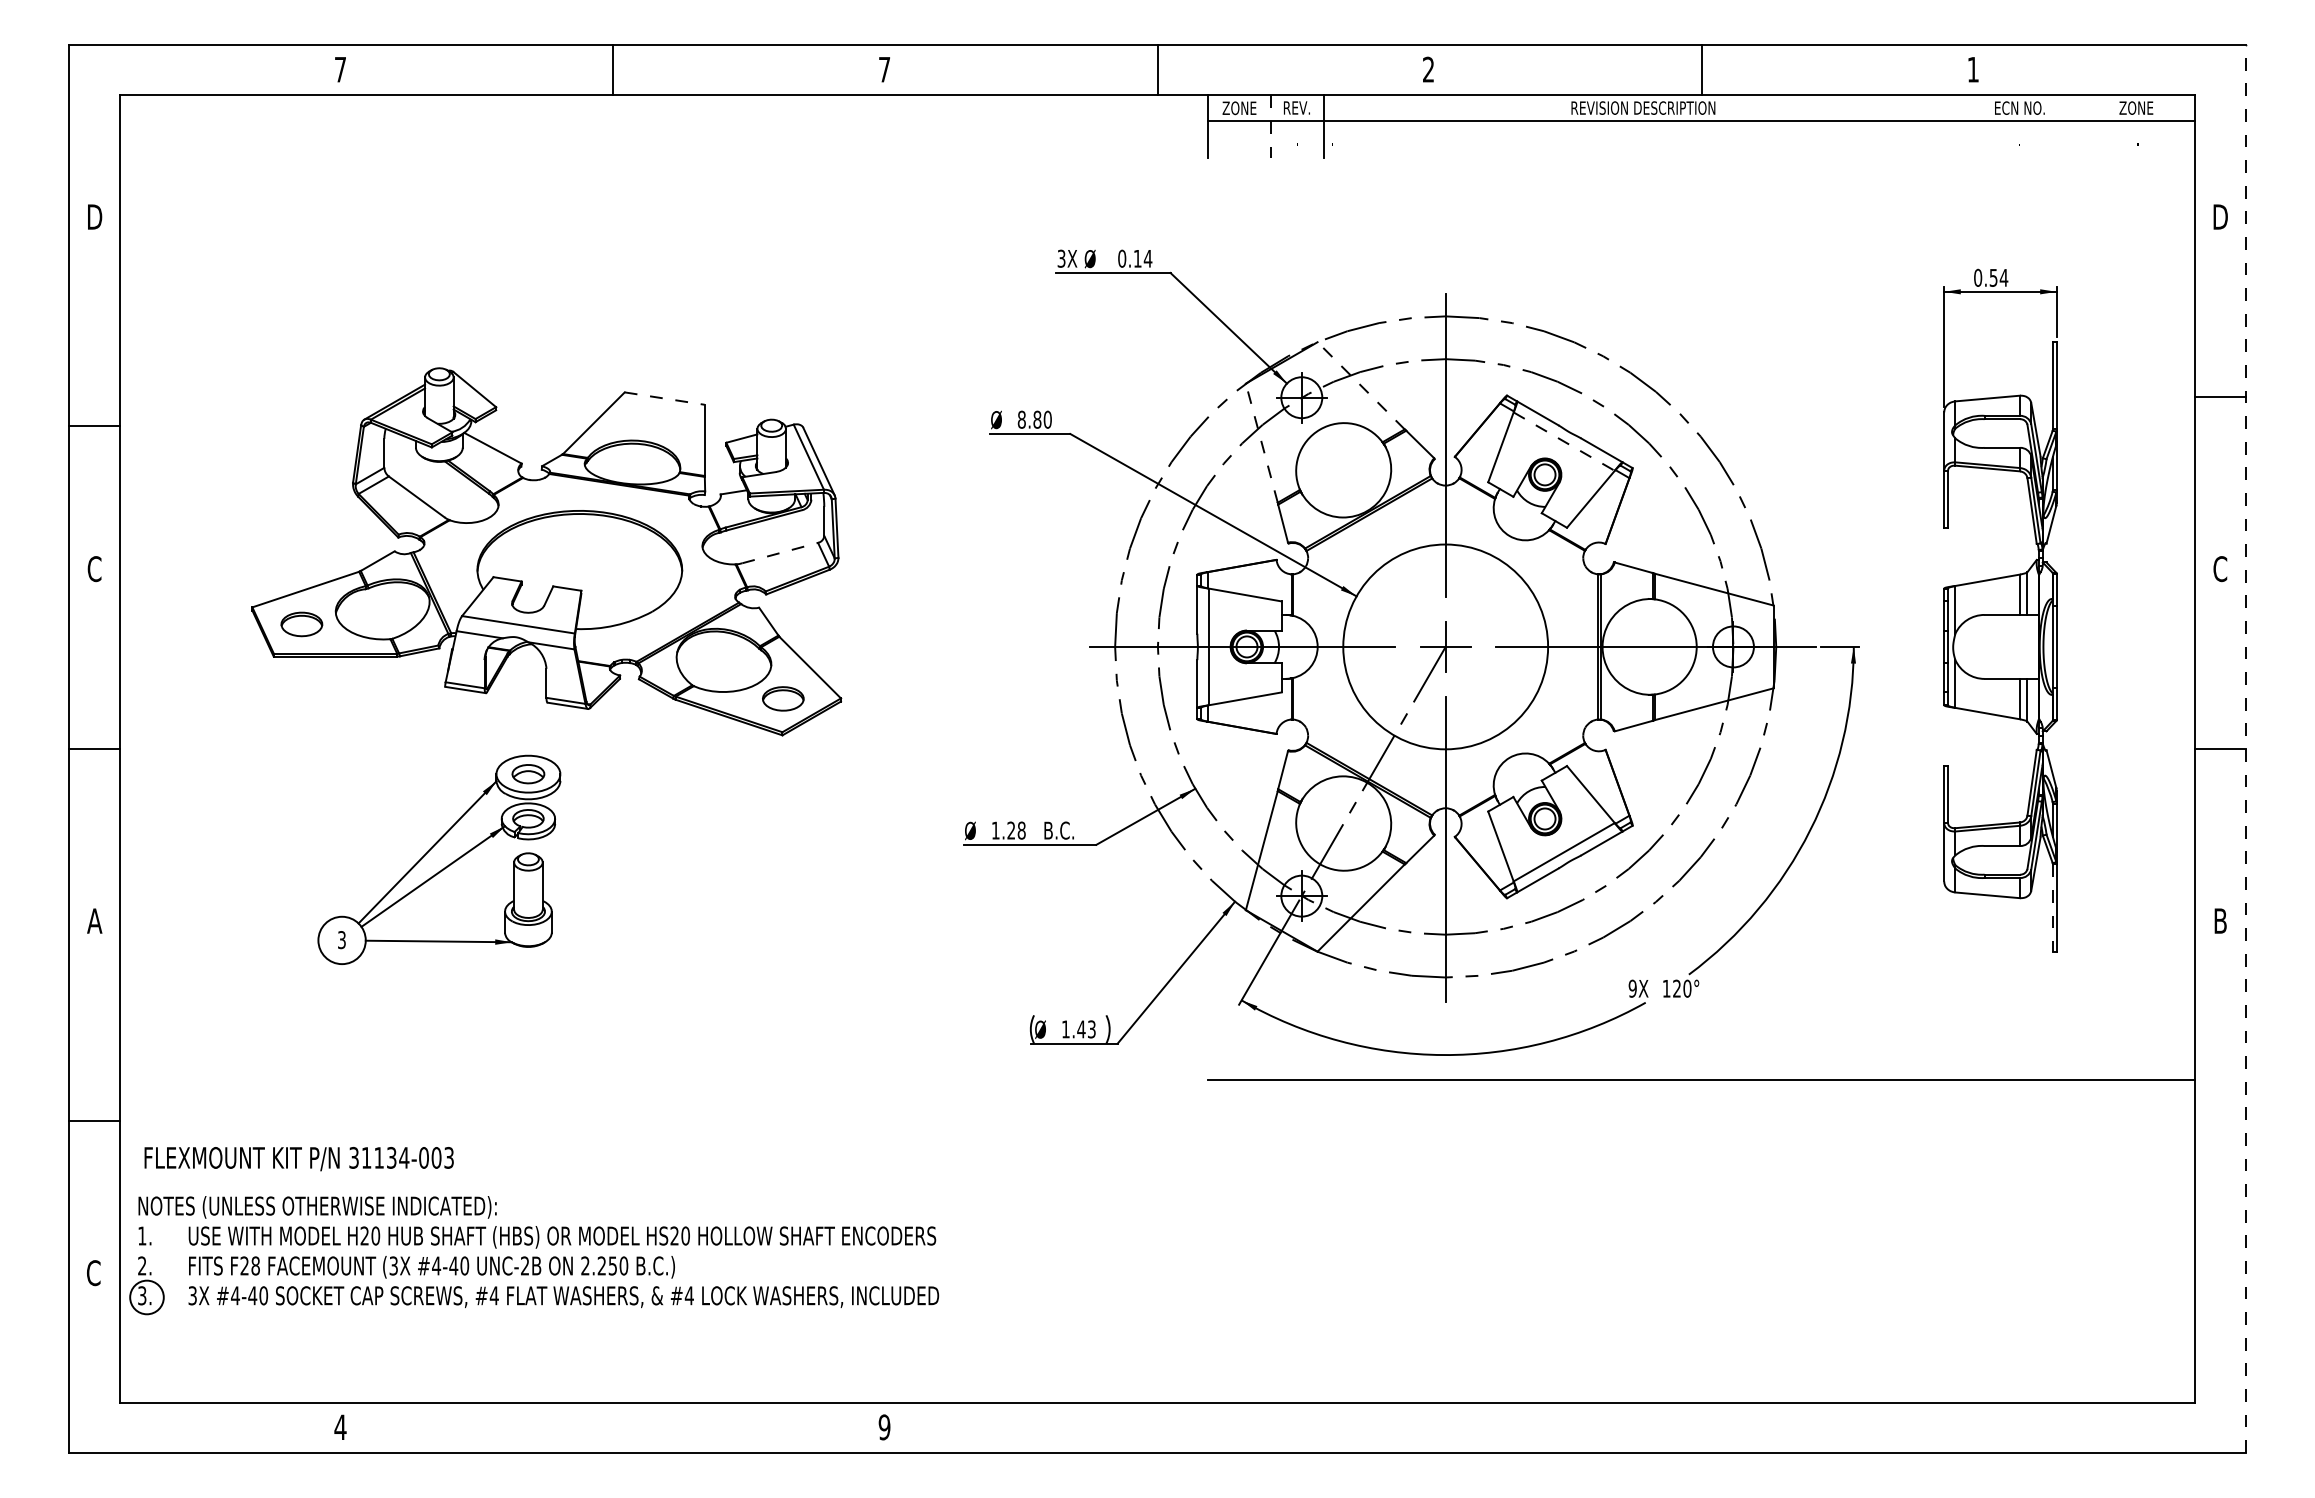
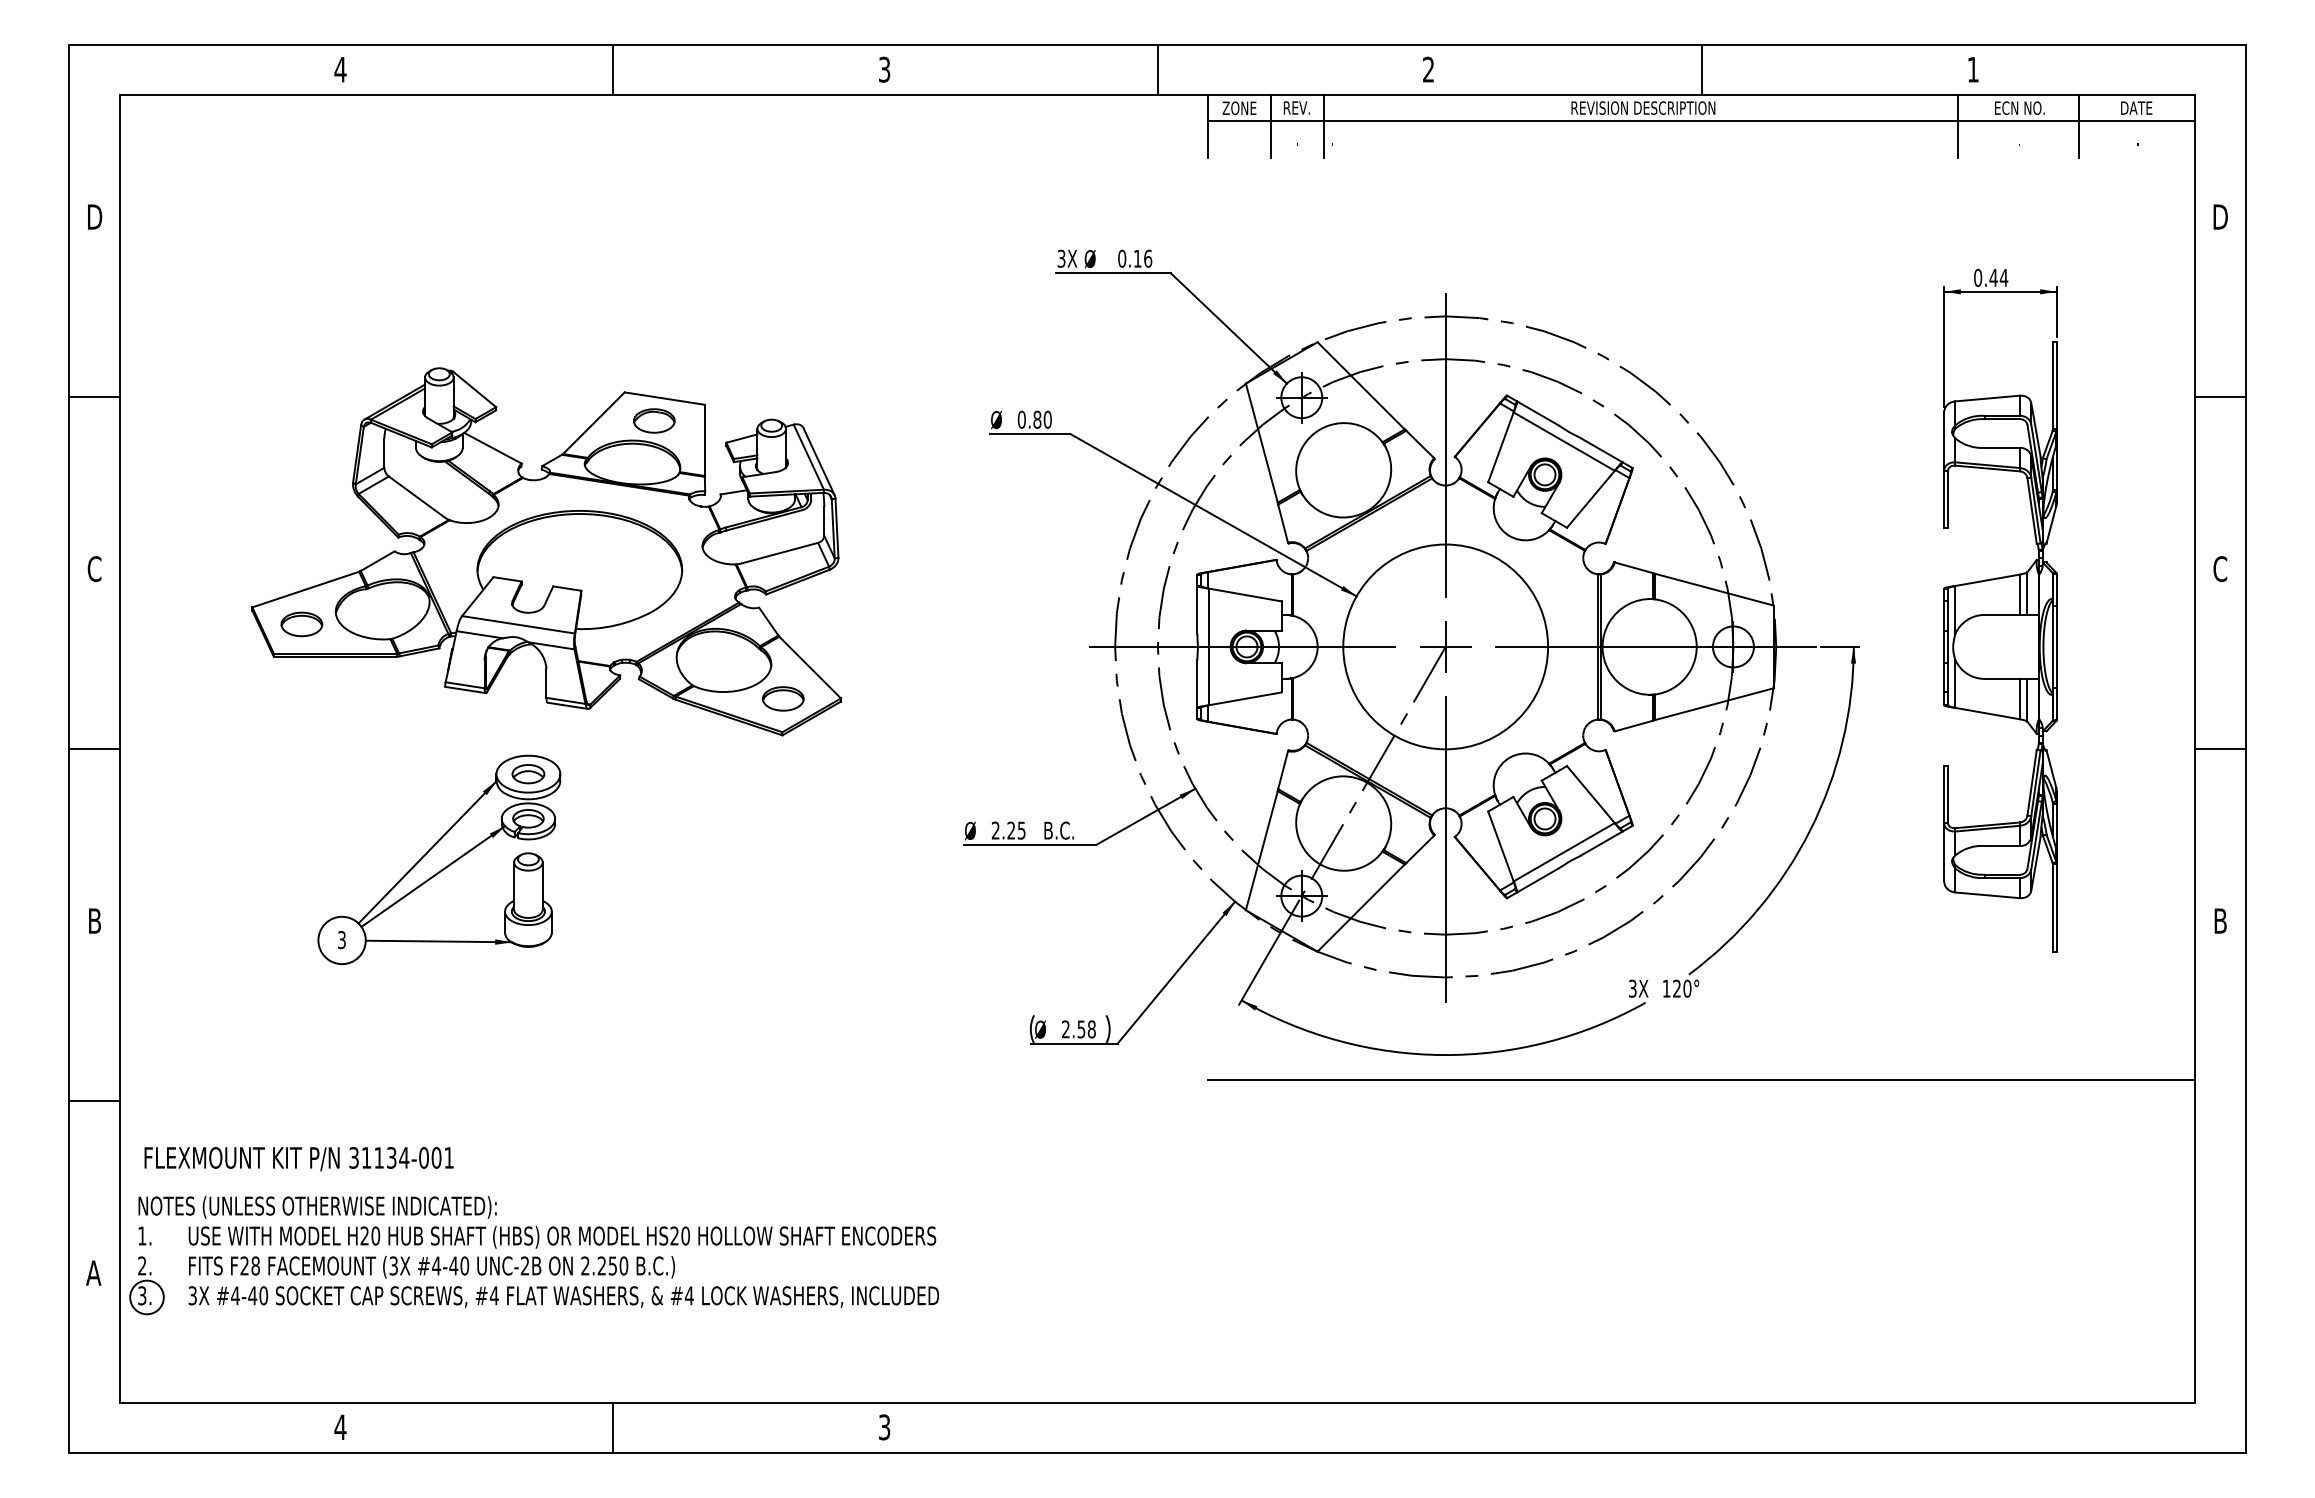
text: 7 -> 4 (340, 69)
text: 7 -> 3 (884, 69)
text: ZONE -> DATE (2136, 107)
line: none -> present (1958, 126)
line: none -> present (2079, 126)
line: dashed -> solid (1270, 127)
text: 0.14 -> 0.16 (1147, 258)
text: 0.54 -> 0.44 (1993, 277)
line: dashed -> solid (1361, 385)
line: dashed -> solid (665, 398)
text: 8.80 -> 0.80 (1021, 419)
part: none -> present (654, 420)
line position: (94, 425) -> (94, 396) (94, 396)
line: dashed -> solid (1564, 441)
line: dashed -> solid (1261, 443)
line: dashed -> solid (780, 552)
line: dashed -> solid (2245, 748)
text: 1.28 -> 2.25 (1008, 830)
line: dashed -> solid (2052, 908)
text: A -> B (94, 920)
text: 9X -> 3X (1632, 988)
text: 1.43 -> 2.58 (1078, 1029)
line position: (94, 1121) -> (94, 1101) (94, 1101)
text: 31134-003 -> 31134-001 (448, 1157)
text: C -> A (93, 1273)
line: none -> present (613, 1427)
text: 9 -> 3 (884, 1427)
